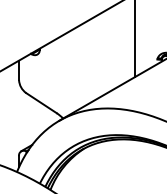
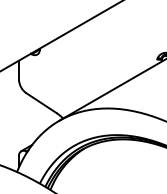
line: present -> none (135, 39)
